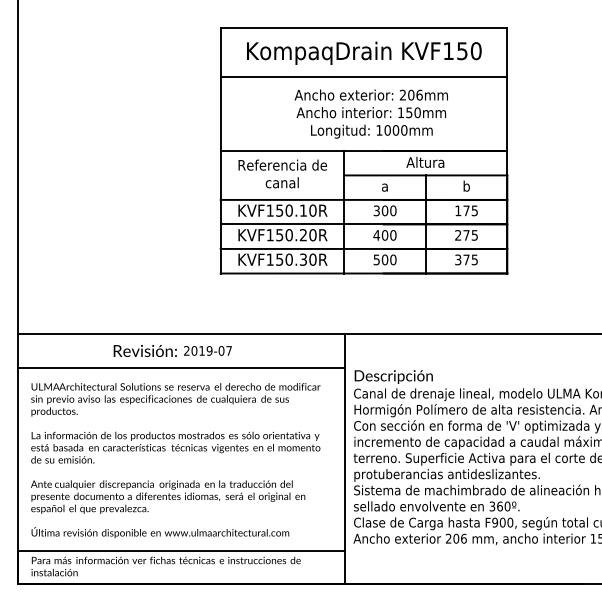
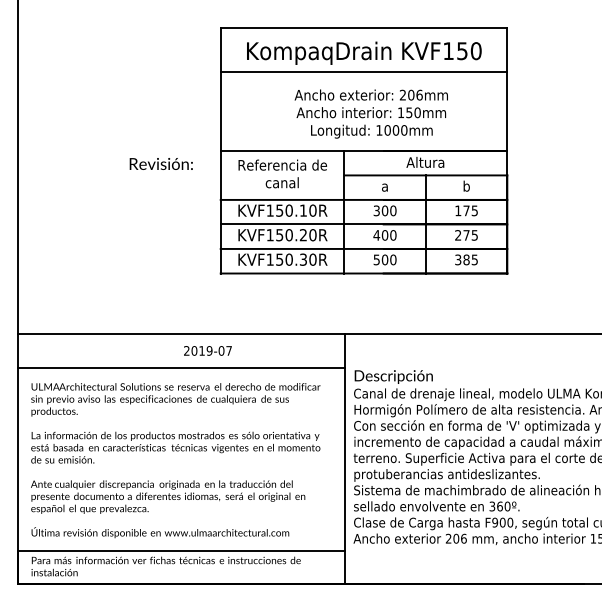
line position: (363, 77) -> (363, 72) (363, 72)
text: 375 -> 385 (466, 259)
text position: (144, 350) -> (160, 163) (160, 163)
